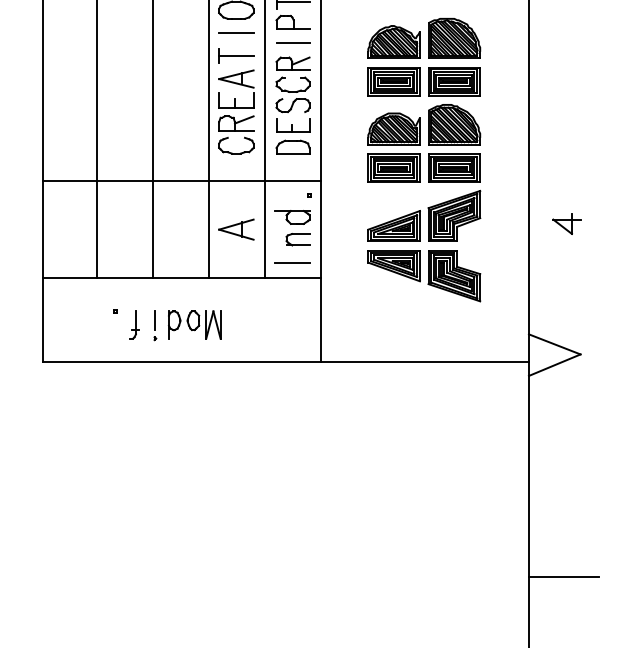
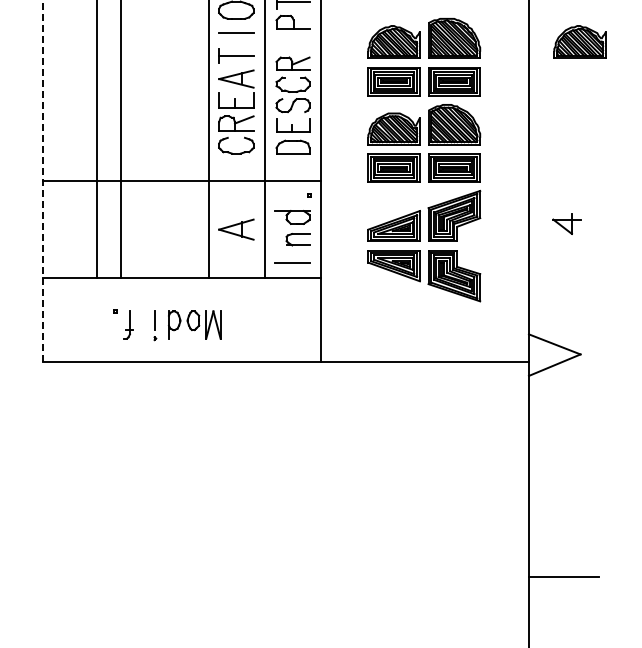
part: none -> present (579, 41)
line: present -> none (292, 43)
line position: (153, 140) -> (121, 140) (121, 140)
line: solid -> dashed (42, 180)
part position: (134, 324) -> (128, 324) (128, 324)
